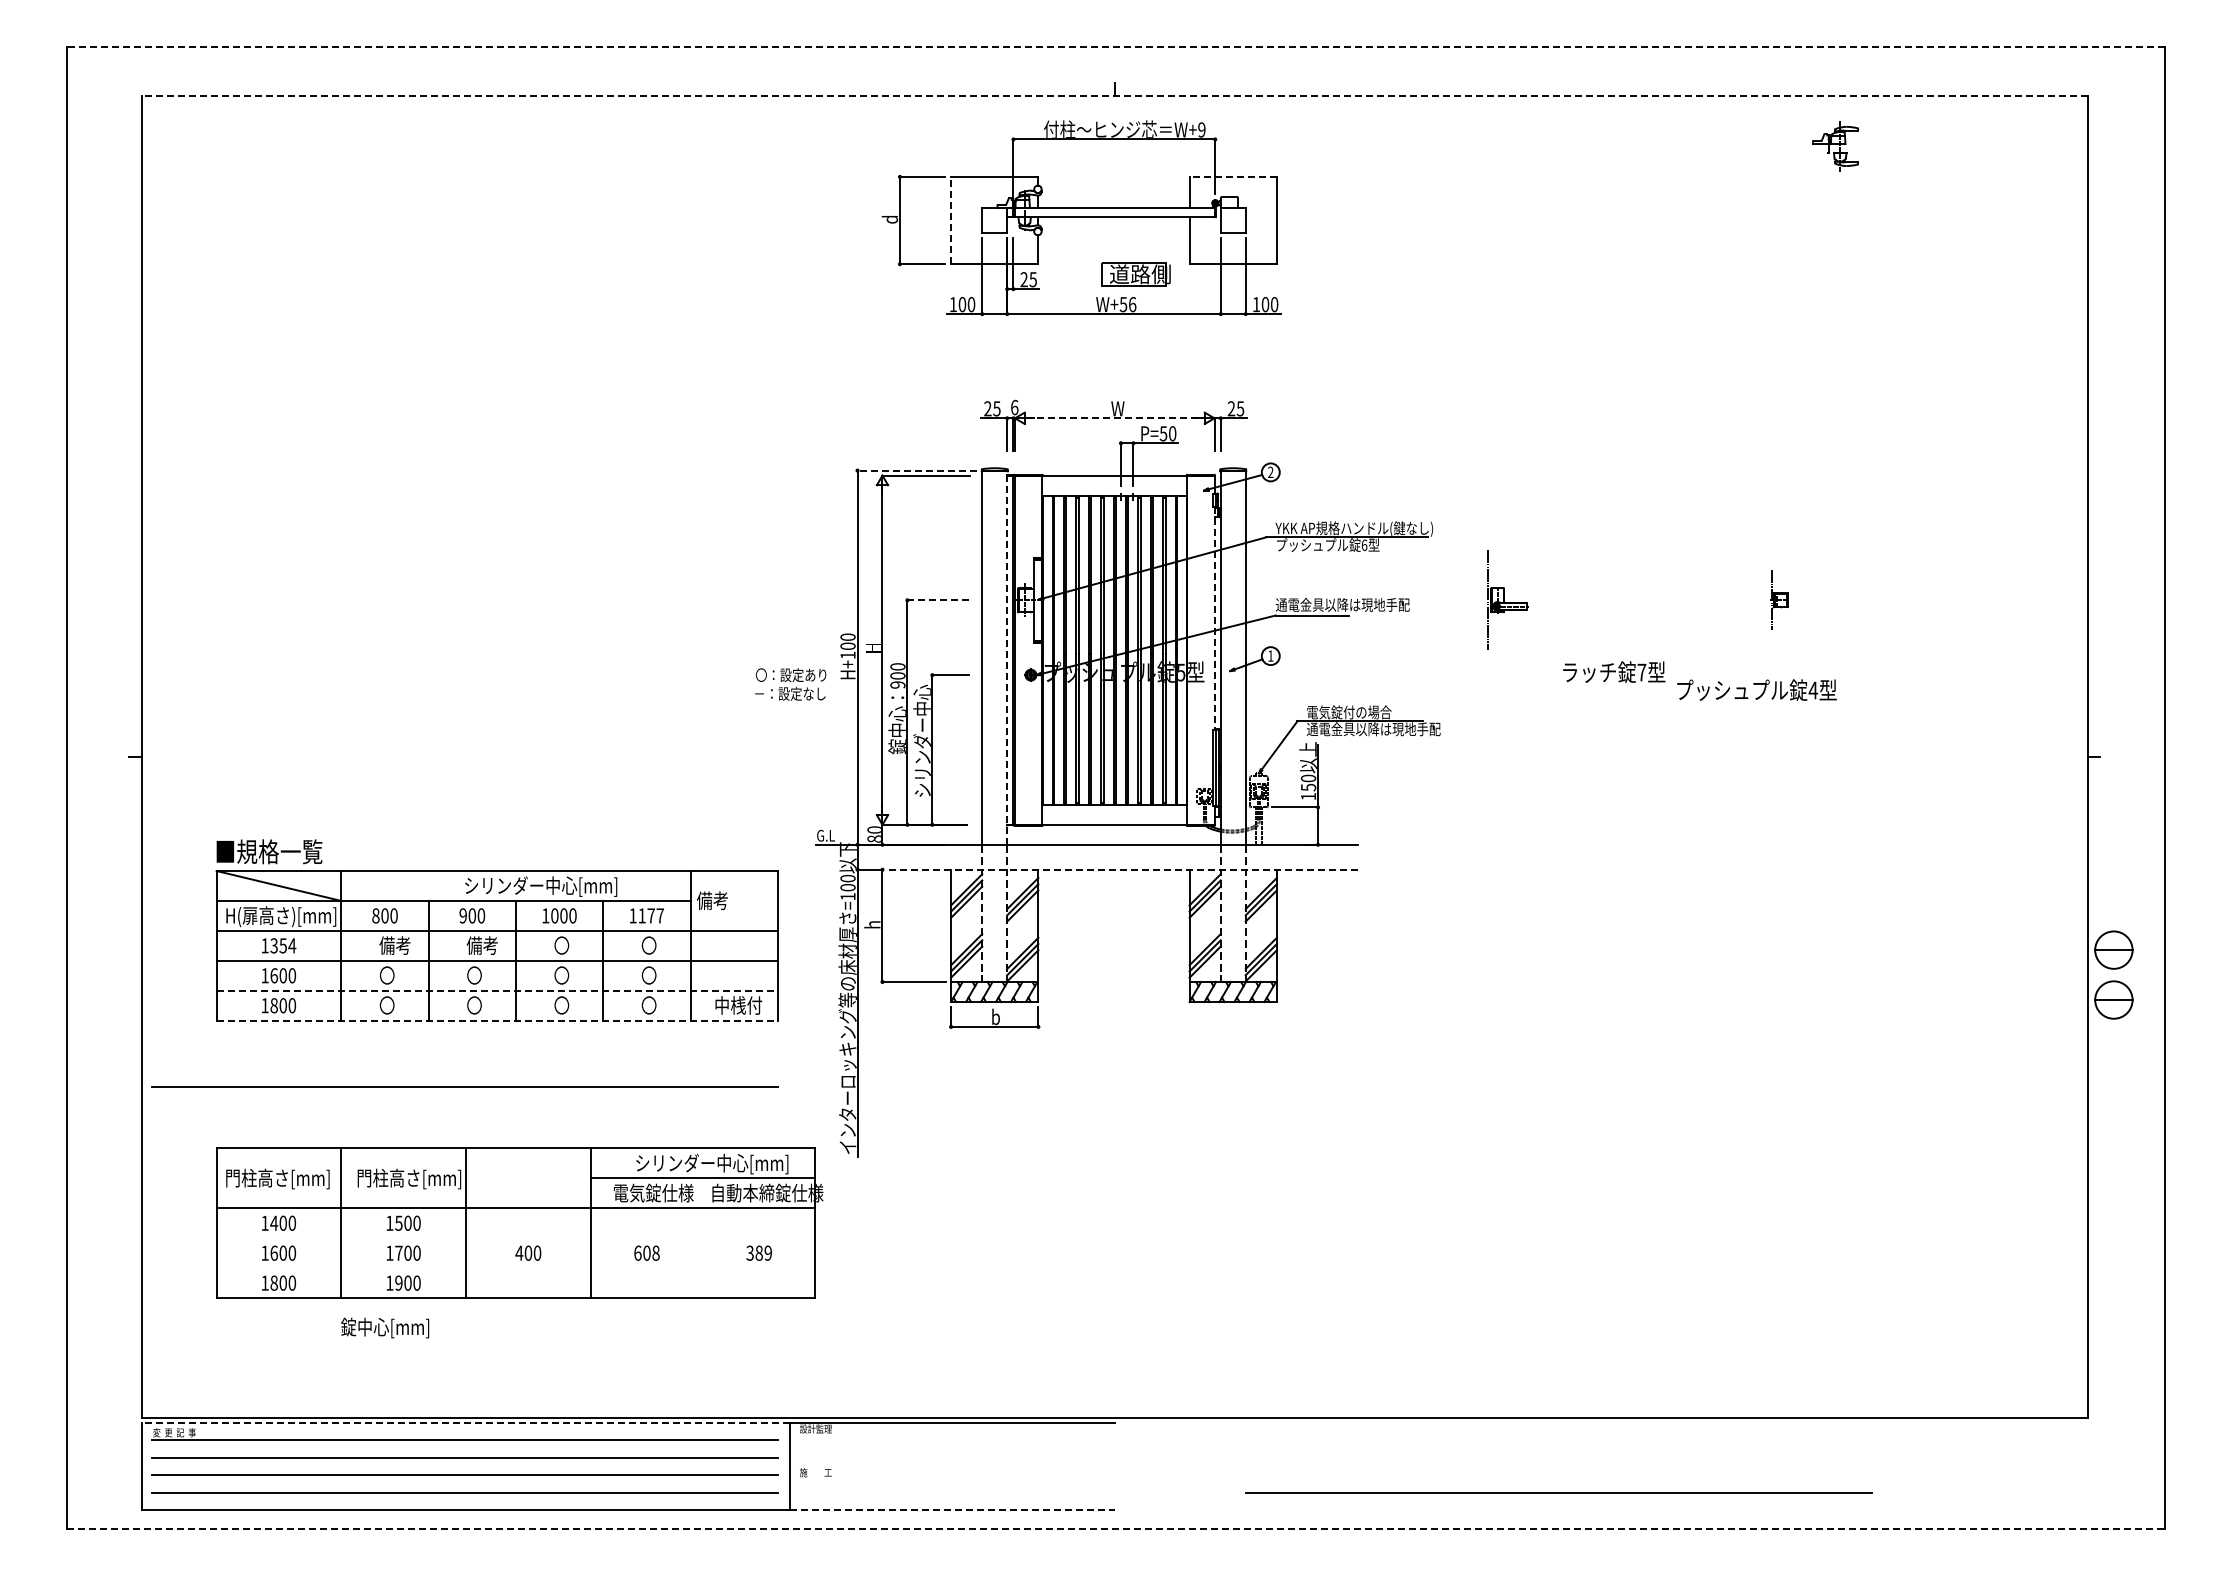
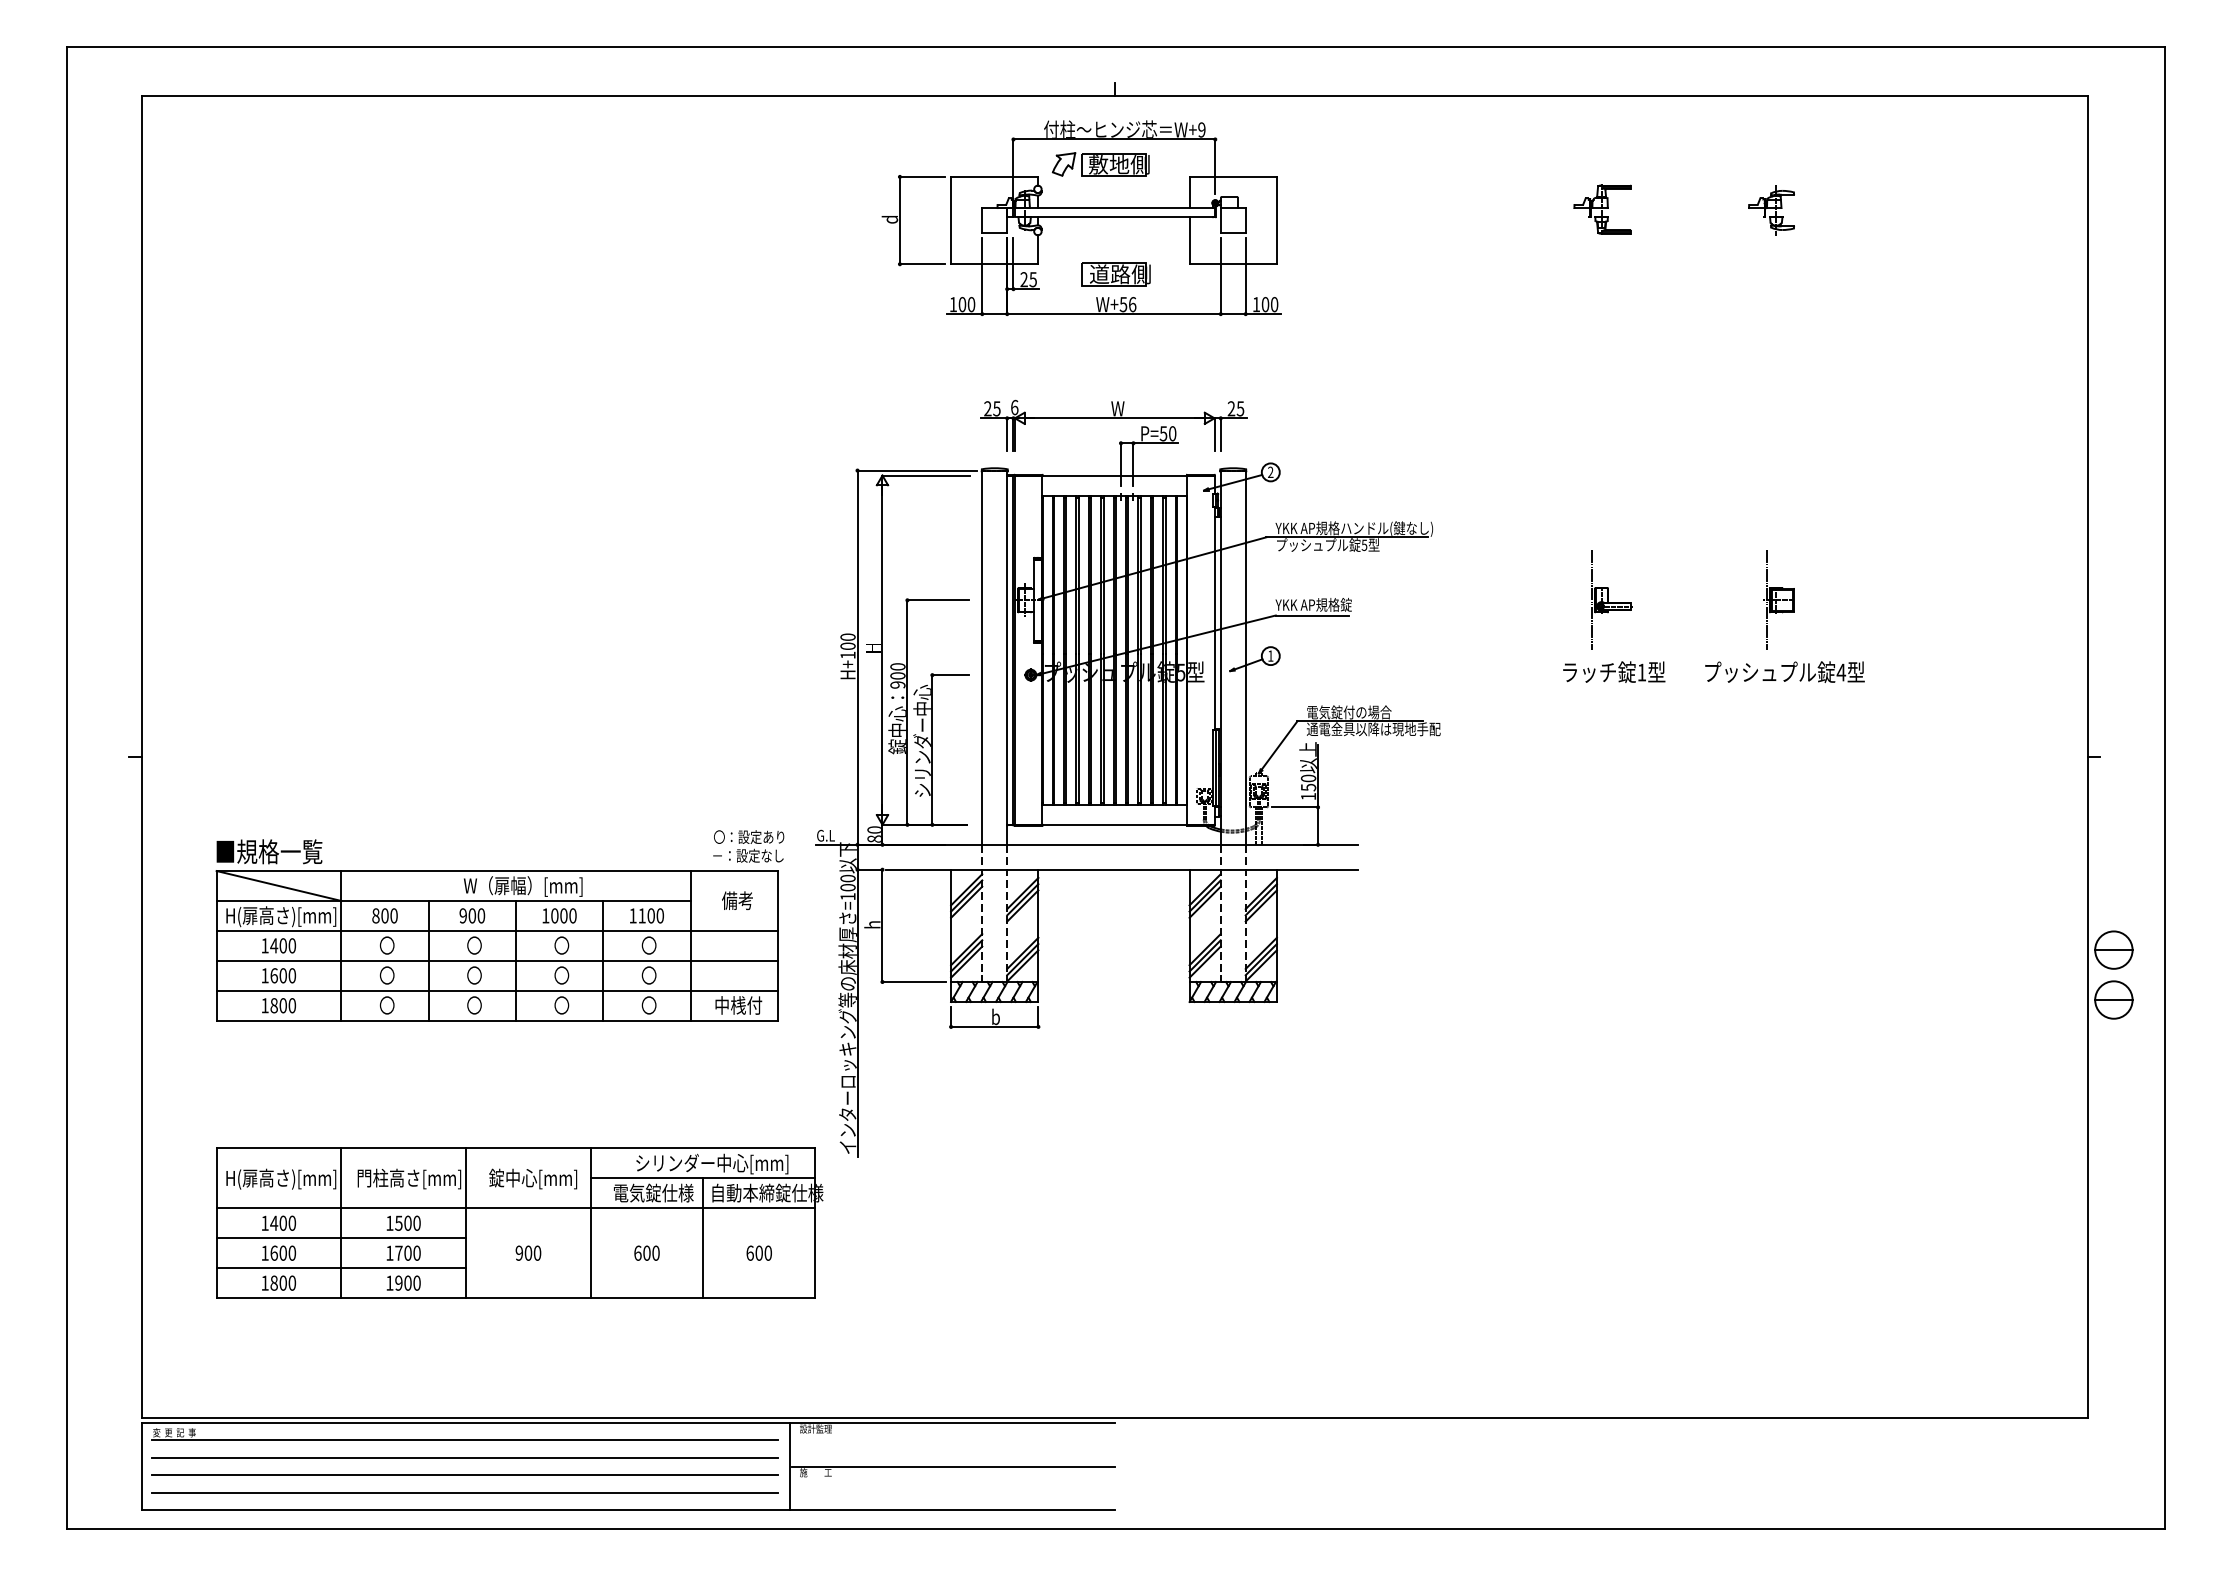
line: dashed -> solid (1115, 47)
line: dashed -> solid (1114, 95)
part position: (1835, 146) -> (1771, 210) (1771, 210)
part: none -> present (1100, 164)
line: dashed -> solid (1233, 176)
part: none -> present (1602, 209)
line: dashed -> solid (951, 220)
part position: (1135, 274) -> (1115, 274) (1115, 274)
line: dashed -> solid (1114, 418)
line: dashed -> solid (917, 470)
text: 6 -> 5 (1364, 544)
part position: (1507, 599) -> (1611, 599) (1611, 599)
part size: 19x60 px -> 32x100 px (1778, 599)
line: dashed -> solid (937, 600)
text: 通電金具以降は現地手配 -> YKK AP規格錠 (1342, 604)
line: dashed -> solid (1214, 618)
line: dashed -> solid (1007, 658)
text: 7 -> 1 (1641, 672)
text position: (790, 684) -> (748, 846) (748, 846)
text position: (1756, 689) -> (1784, 671) (1784, 671)
line: dashed -> solid (1122, 869)
text: シリンダー中心[mm] -> W（扉幅）[mm] (540, 886)
text position: (712, 900) -> (737, 900) (737, 900)
text: 1177 -> 1100 (655, 915)
text: 1354 -> 1400 (283, 945)
text: 備考 -> 〇 (394, 945)
text: 備考 -> 〇 (481, 945)
line: dashed -> solid (497, 990)
line: dashed -> solid (497, 1020)
line: present -> none (464, 1086)
text: 門柱高さ[mm] -> H(扉高さ)[mm] (281, 1178)
line: none -> present (341, 1238)
line: none -> present (703, 1238)
text: 400 -> 900 (519, 1252)
text: 389 -> 600 (758, 1252)
text: 608 -> 600 (655, 1253)
line: none -> present (341, 1268)
text position: (385, 1327) -> (533, 1178) (533, 1178)
line: dashed -> solid (465, 1422)
line: none -> present (953, 1466)
line: present -> none (1558, 1492)
line: dashed -> solid (953, 1510)
line: dashed -> solid (1116, 1528)
